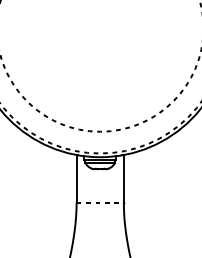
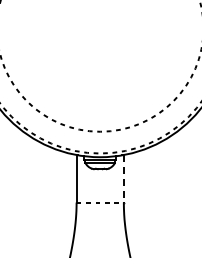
line: solid -> dashed (123, 178)
